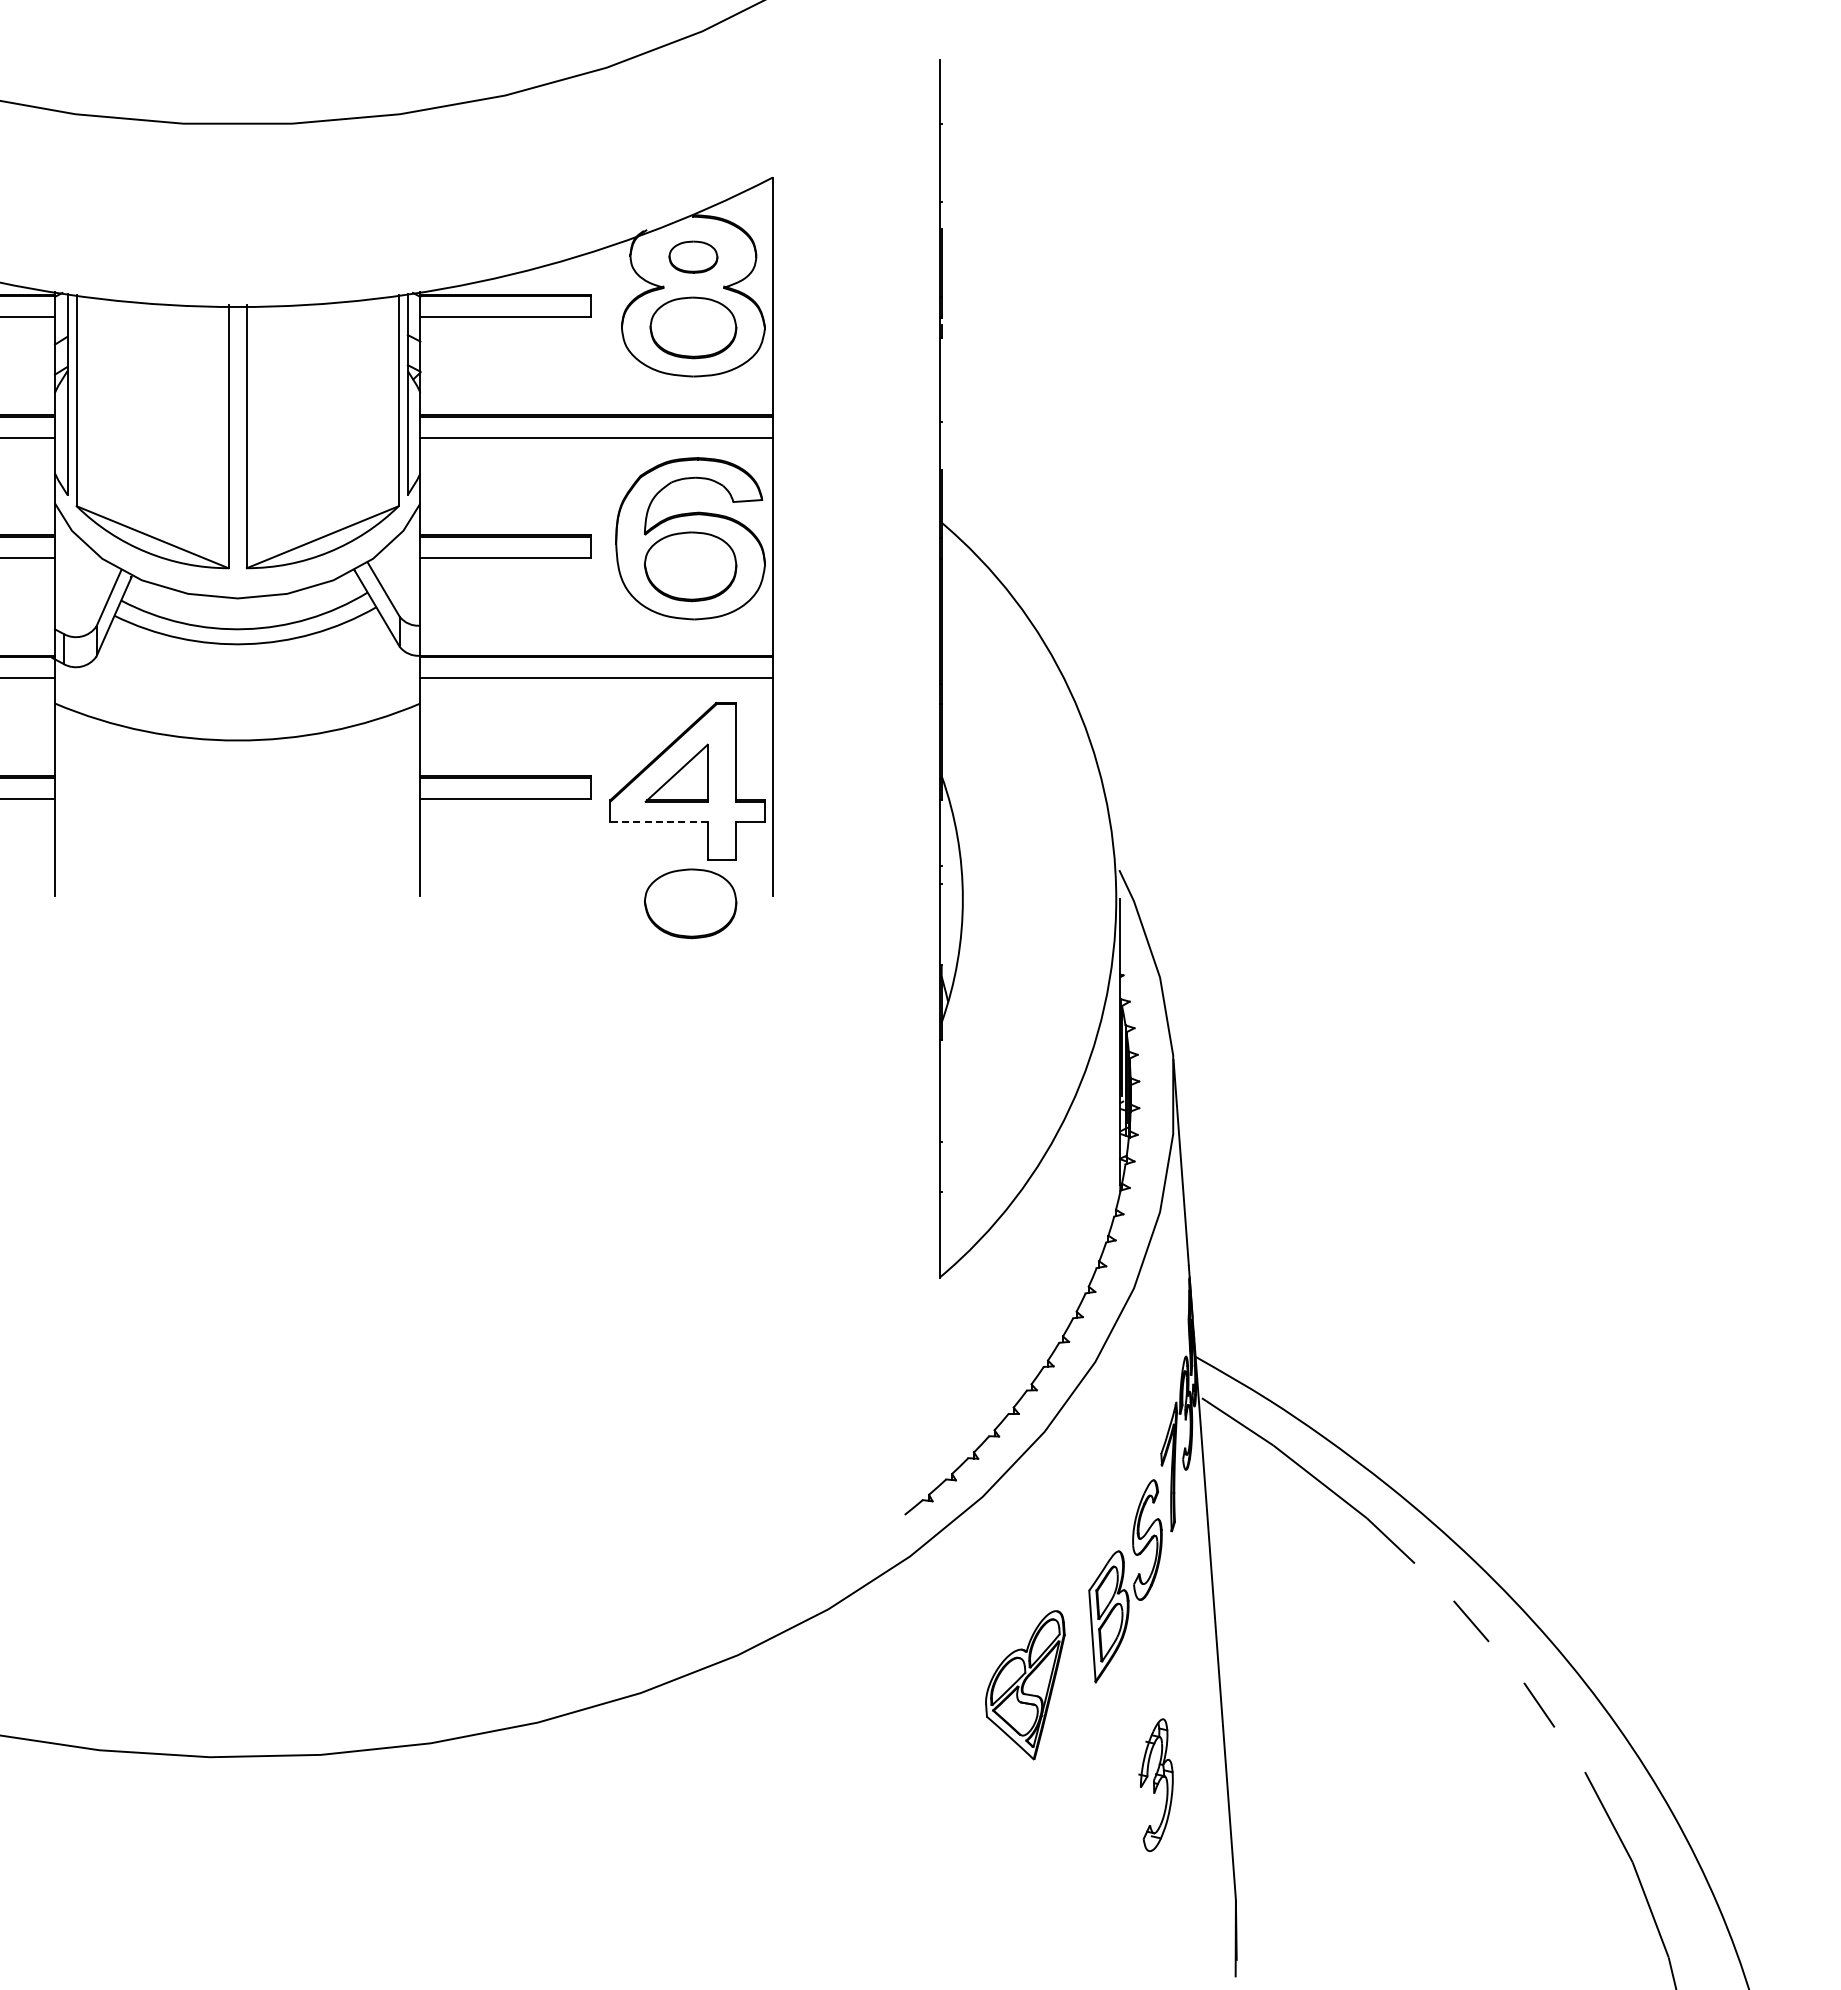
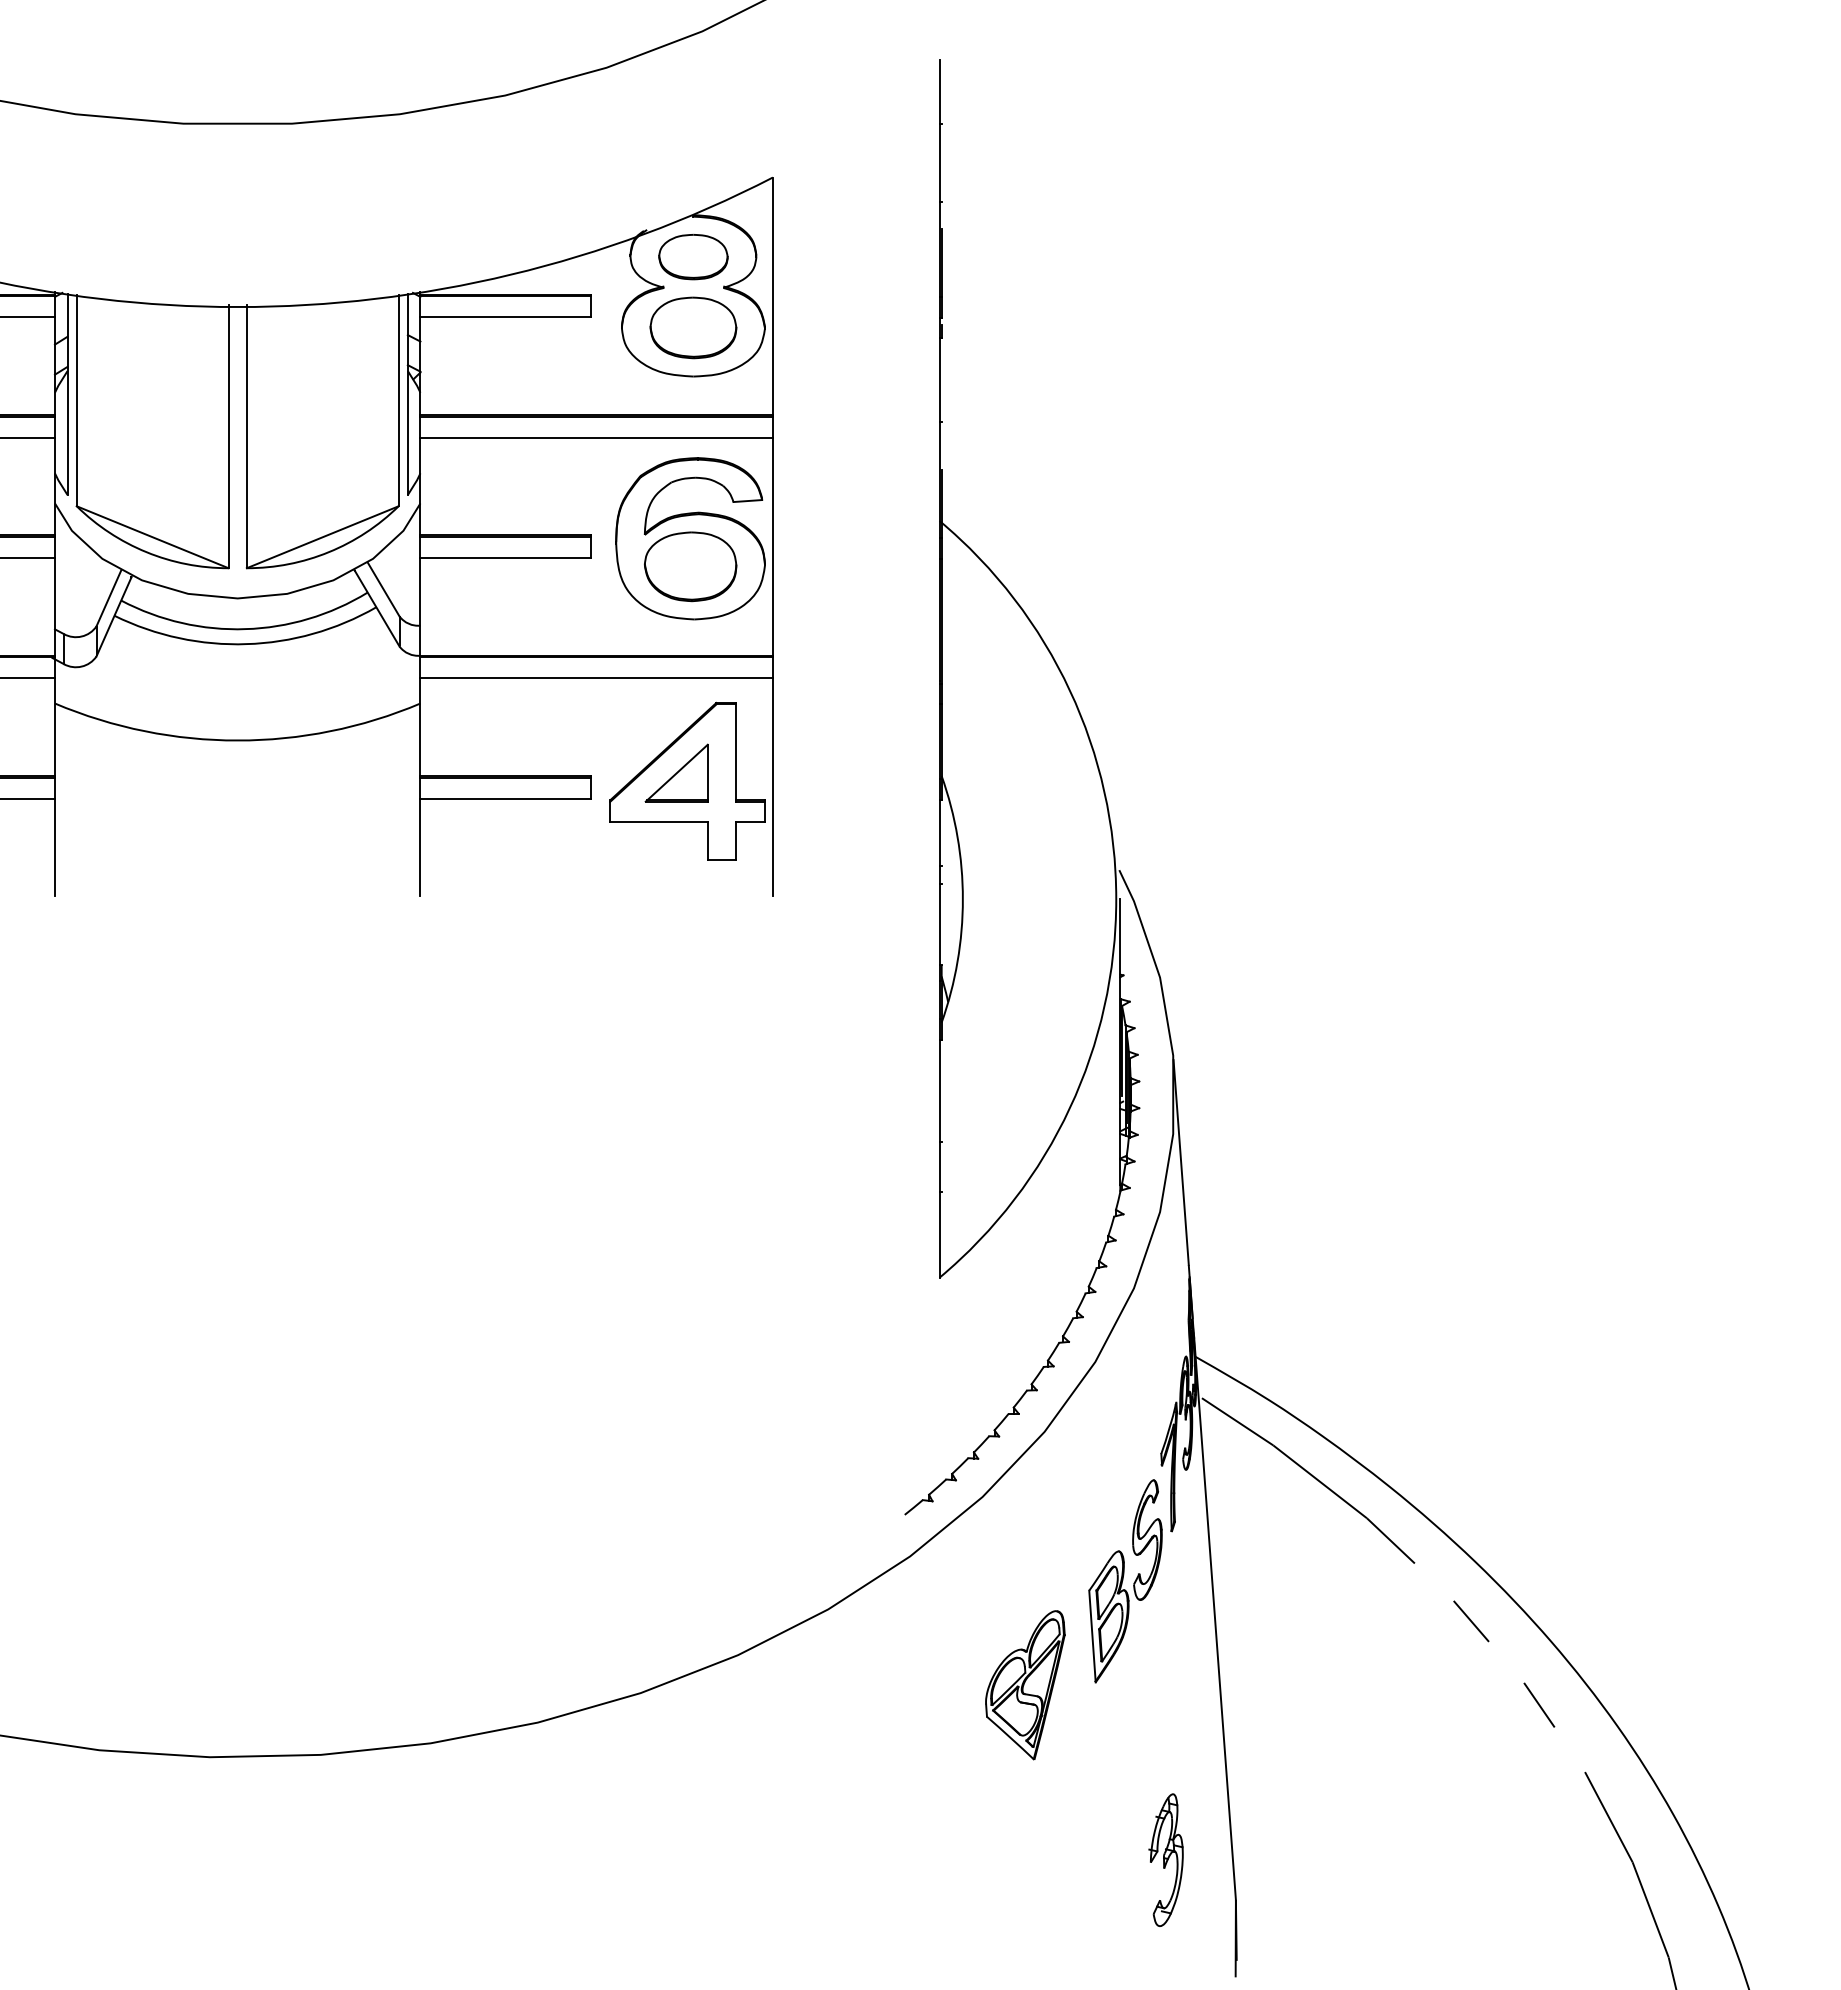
part size: 51x34 px -> 71x47 px (693, 257)
line: dashed -> solid (659, 821)
part: present -> none (690, 903)
part position: (1155, 1784) -> (1165, 1859) (1165, 1859)
